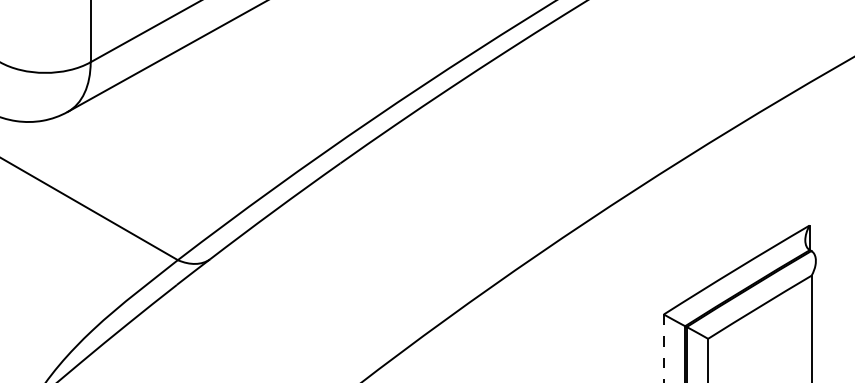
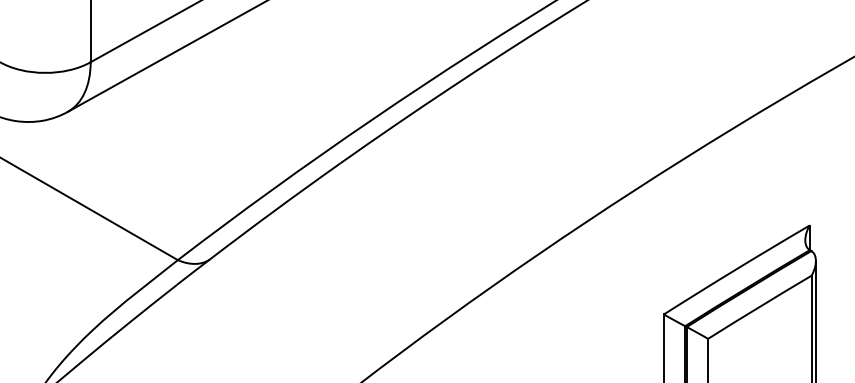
line: none -> present (815, 320)
line: dashed -> solid (663, 348)
